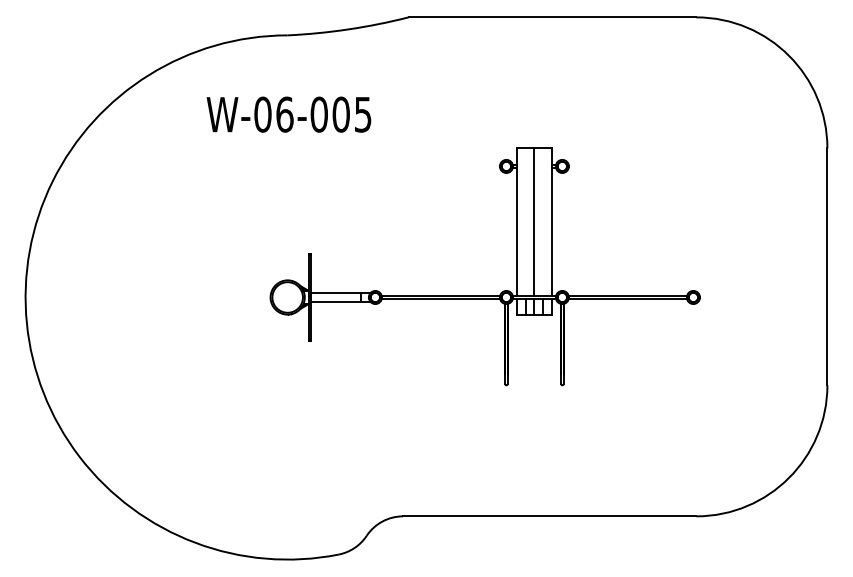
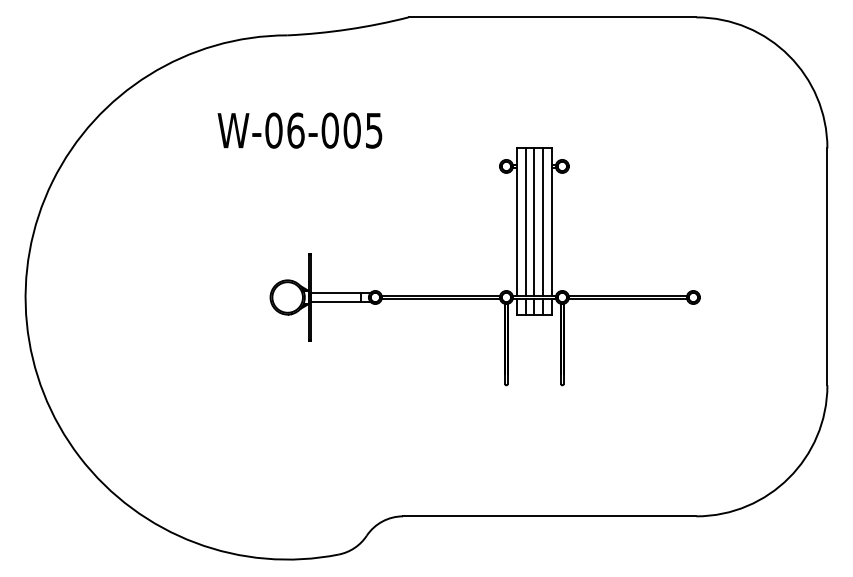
text position: (288, 114) -> (299, 130) (299, 130)
line: none -> present (525, 222)
line: none -> present (543, 222)
